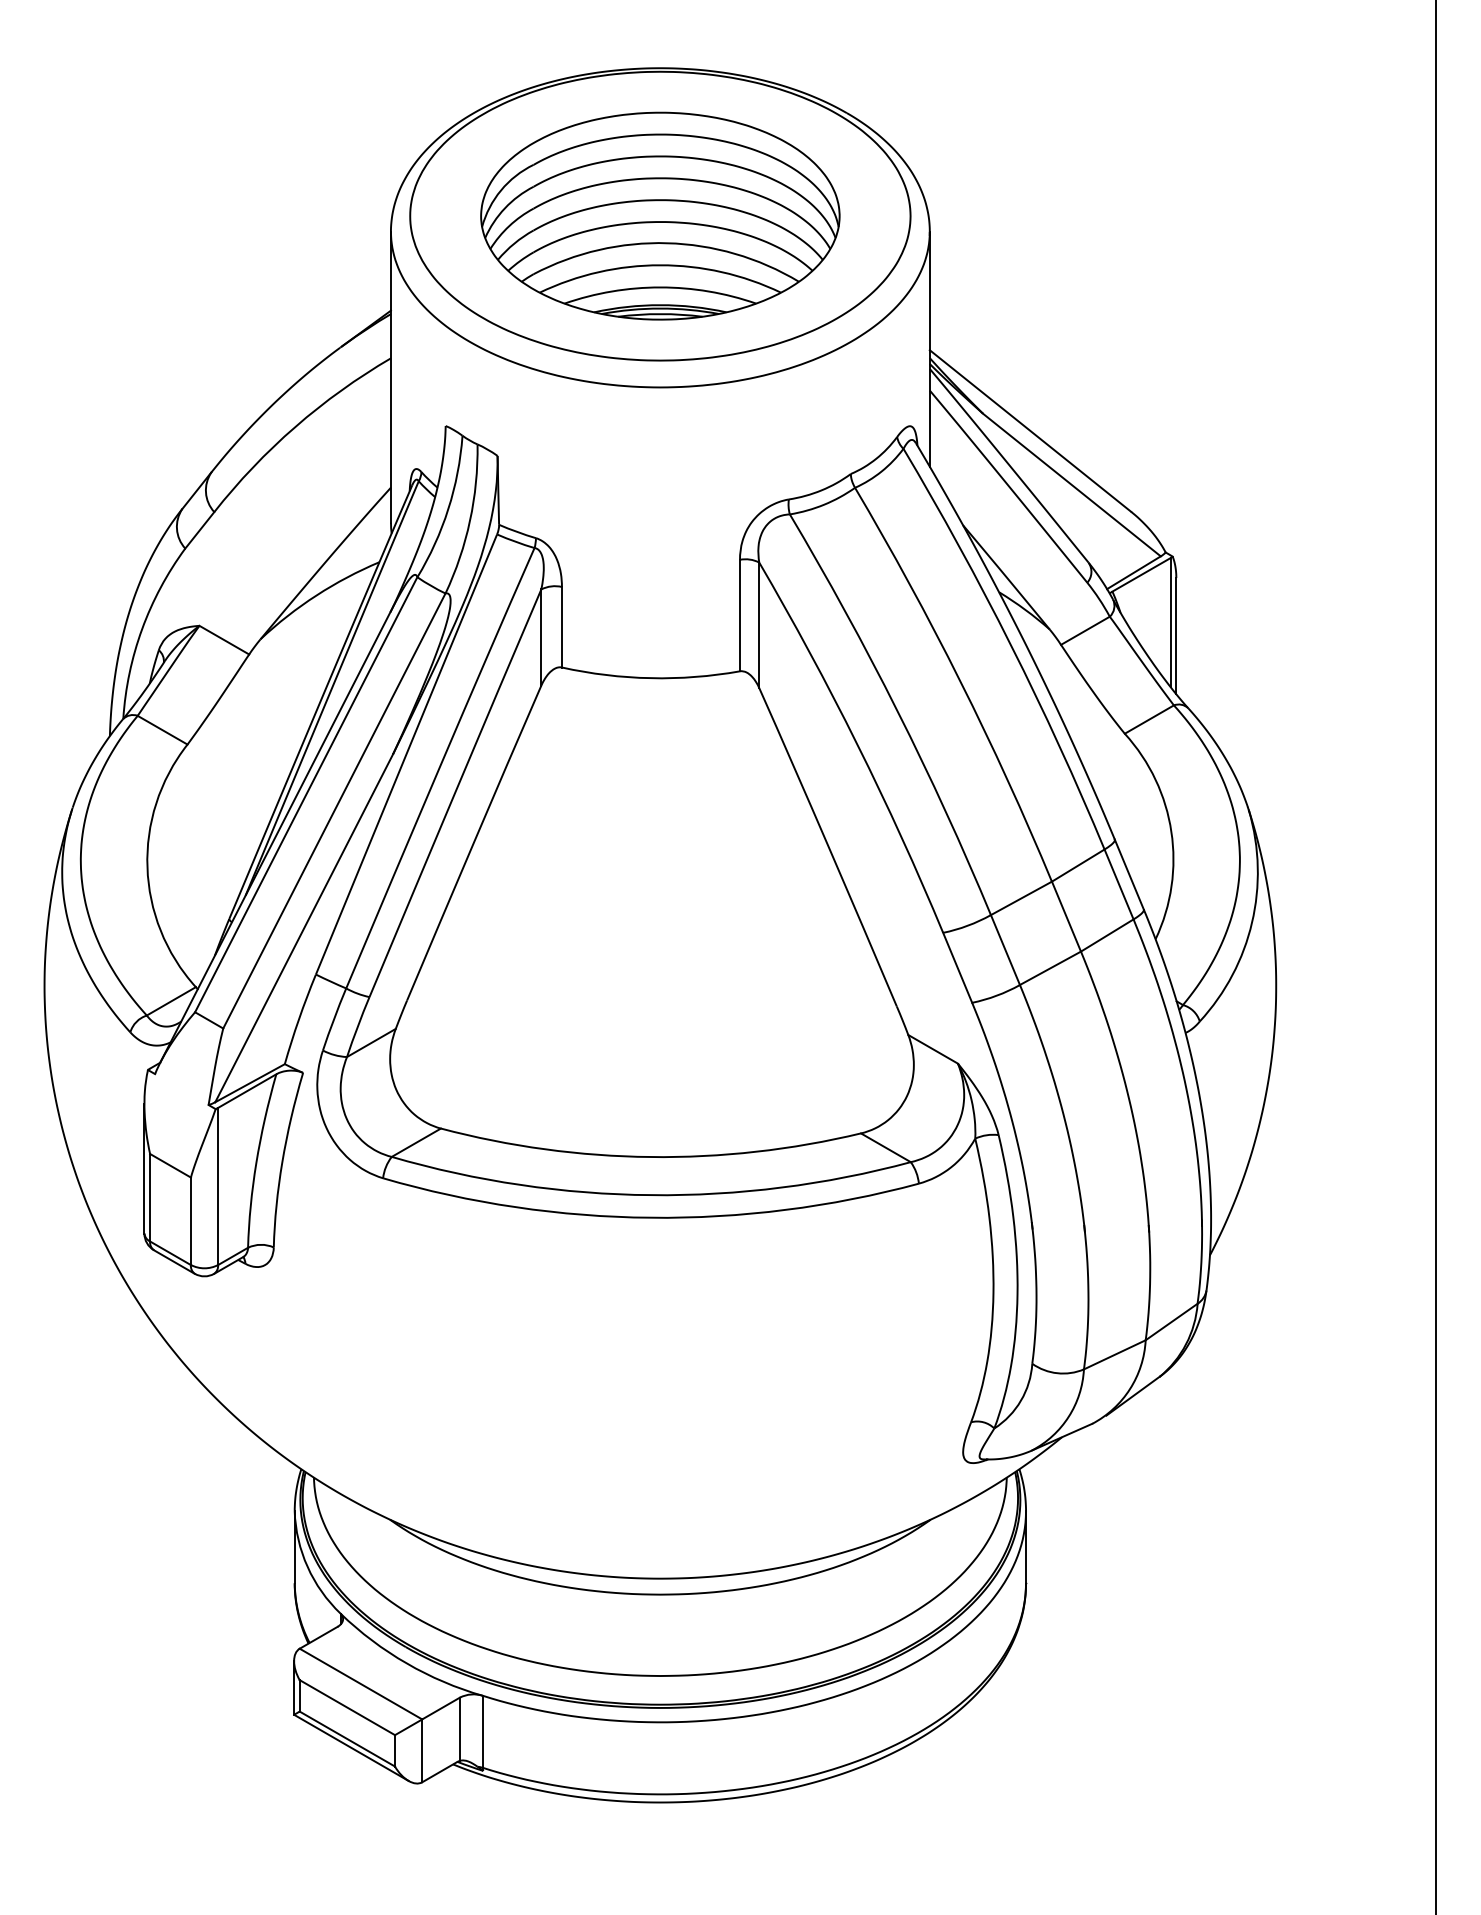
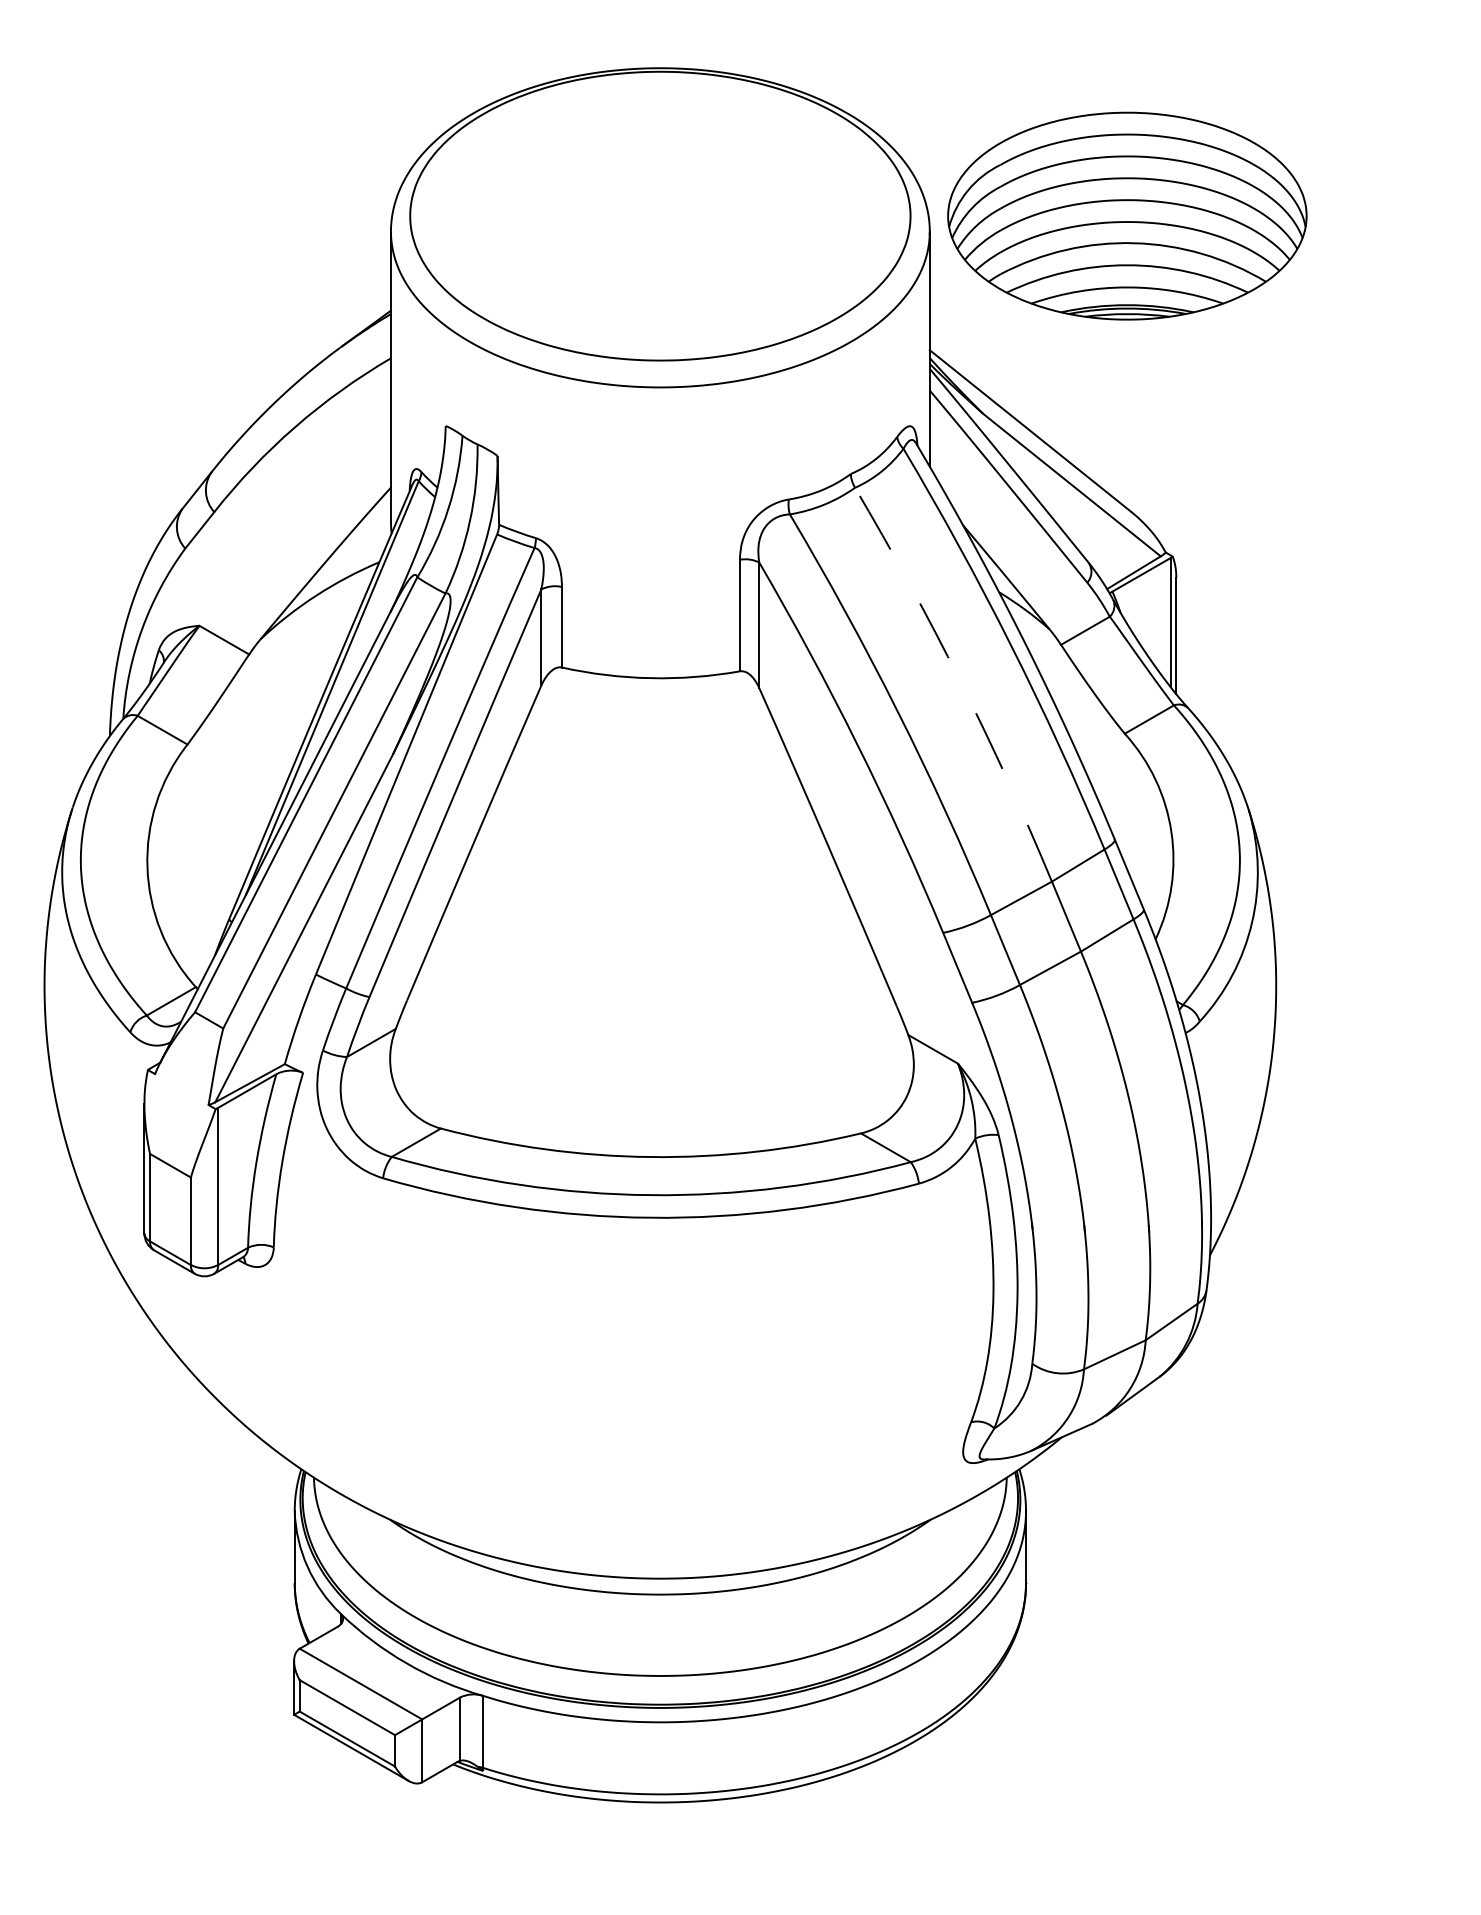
part position: (660, 215) -> (1127, 215) (1127, 215)
arc: solid -> dashed (960, 681)
line: present -> none (1436, 956)
